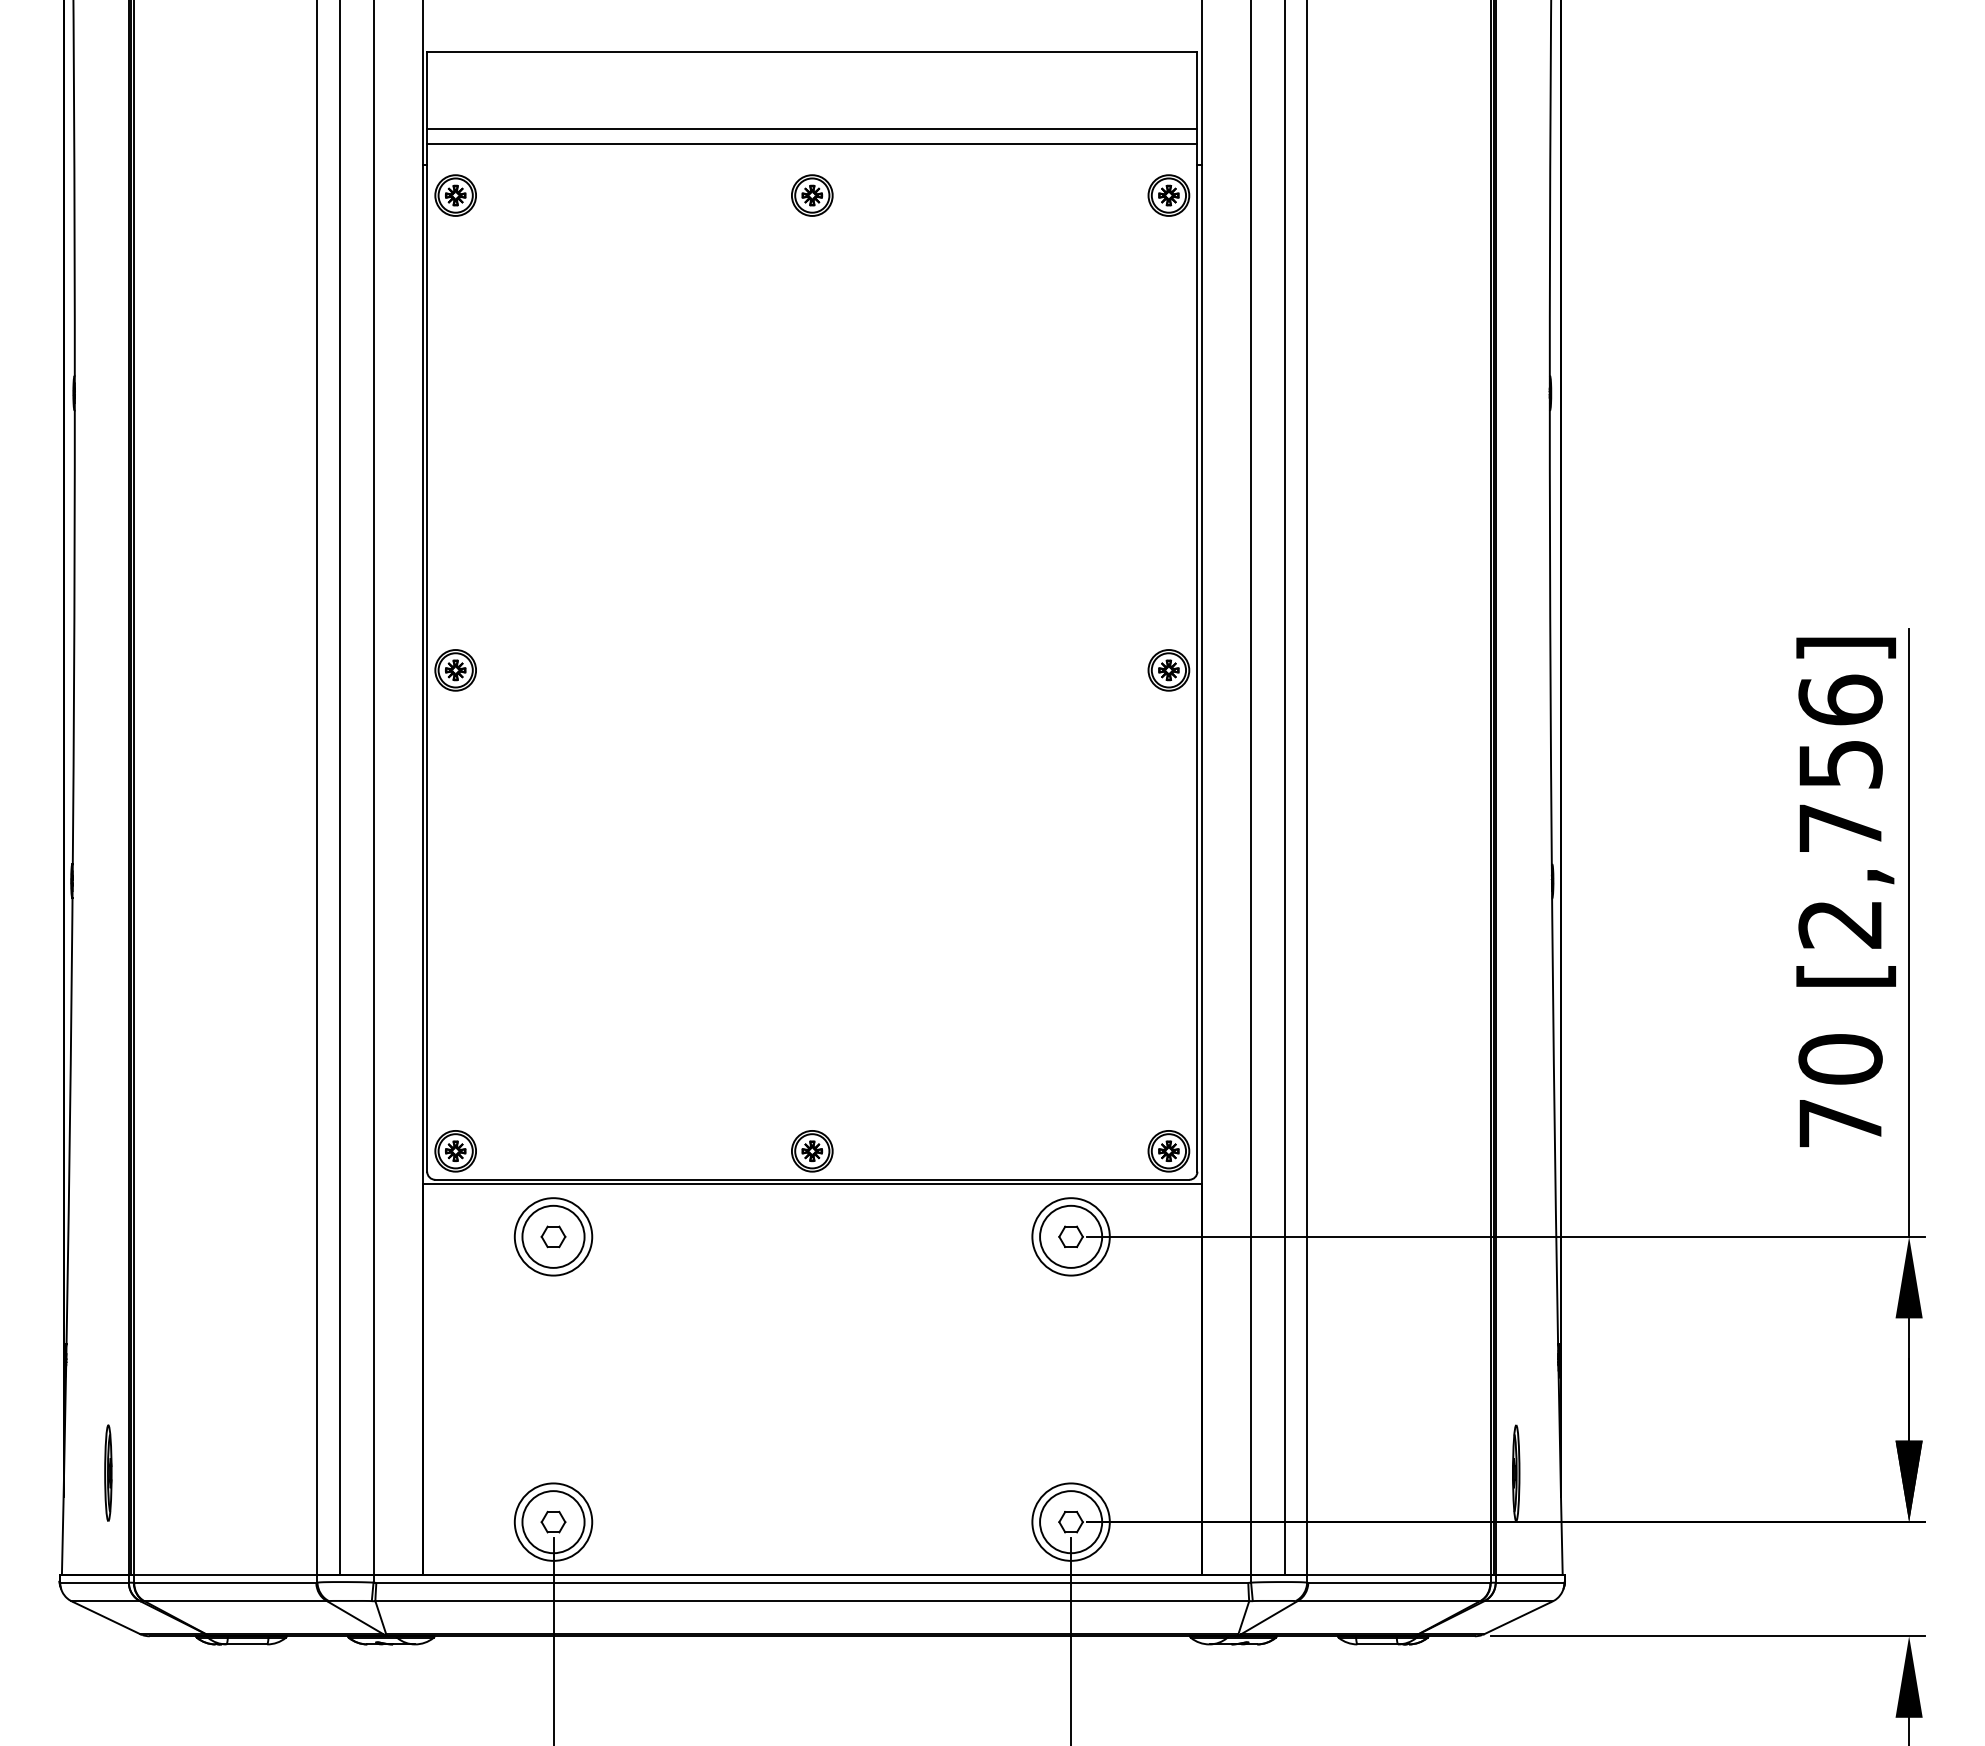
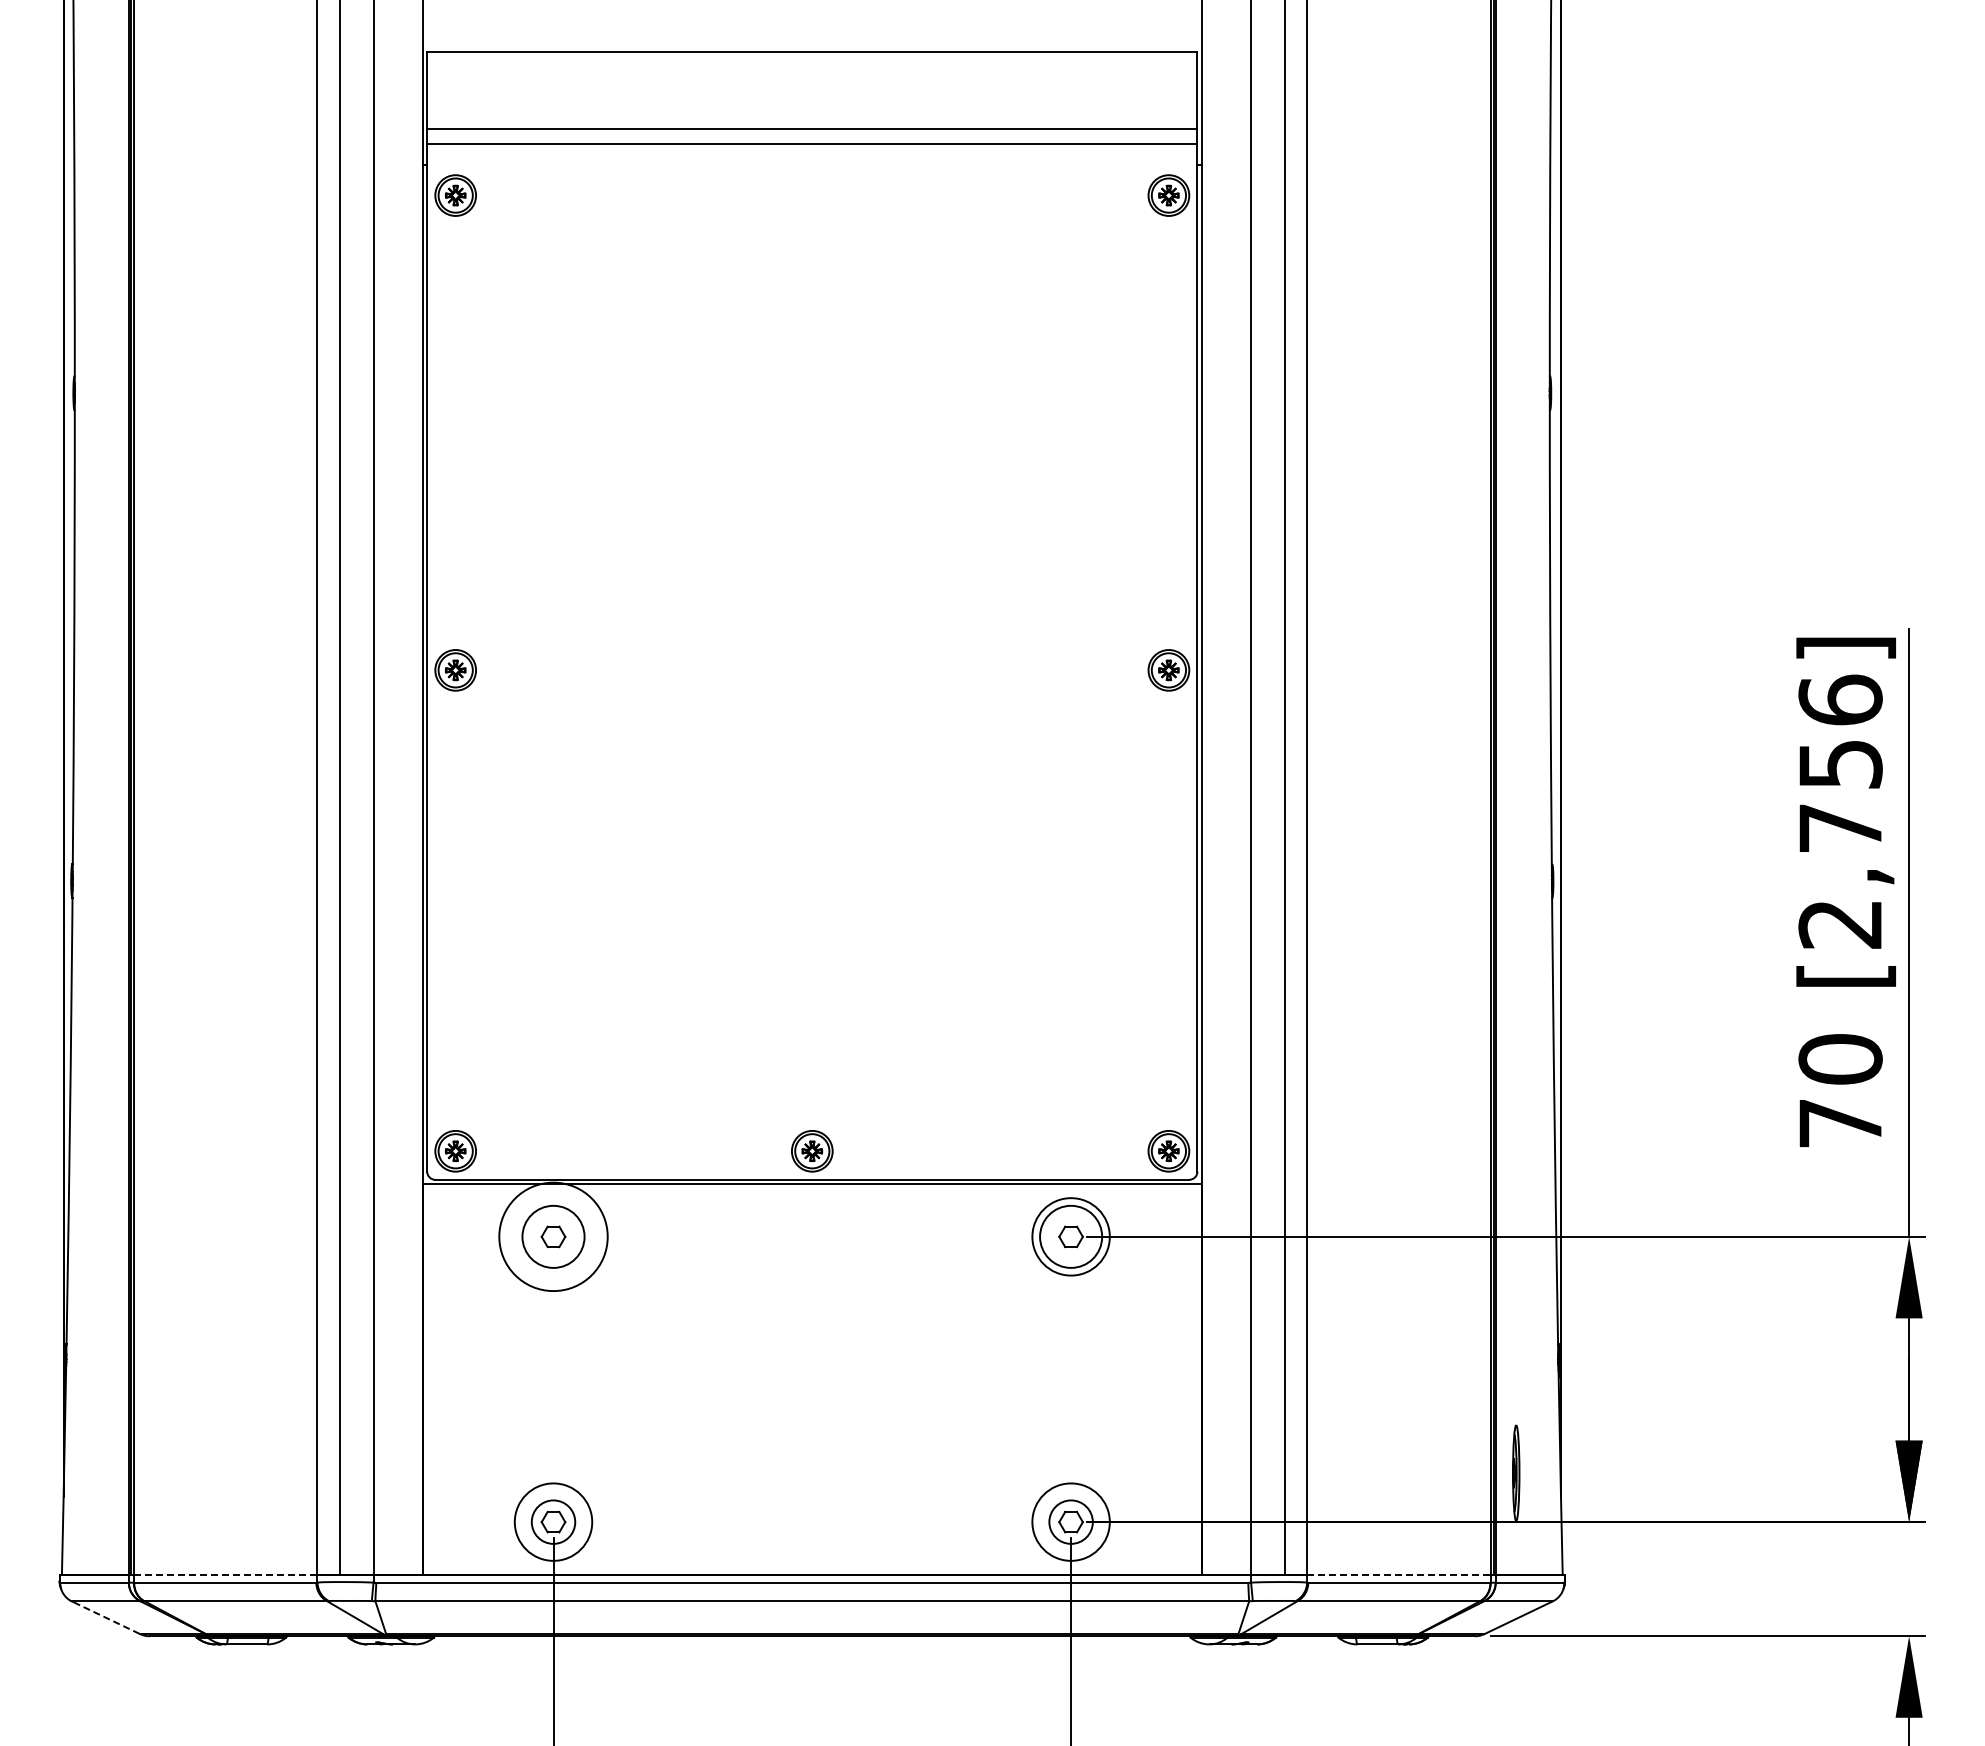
part: present -> none (812, 195)
circle diameter: 77 px -> 108 px (553, 1236)
part: present -> none (108, 1472)
circle diameter: 62 px -> 43 px (553, 1521)
circle diameter: 62 px -> 43 px (1070, 1521)
line: solid -> dashed (225, 1575)
line: solid -> dashed (1398, 1575)
line: solid -> dashed (106, 1618)
